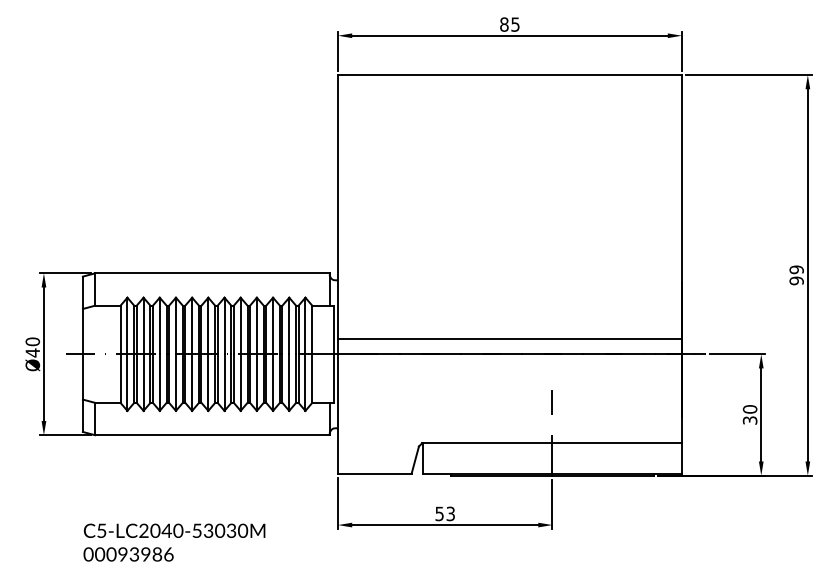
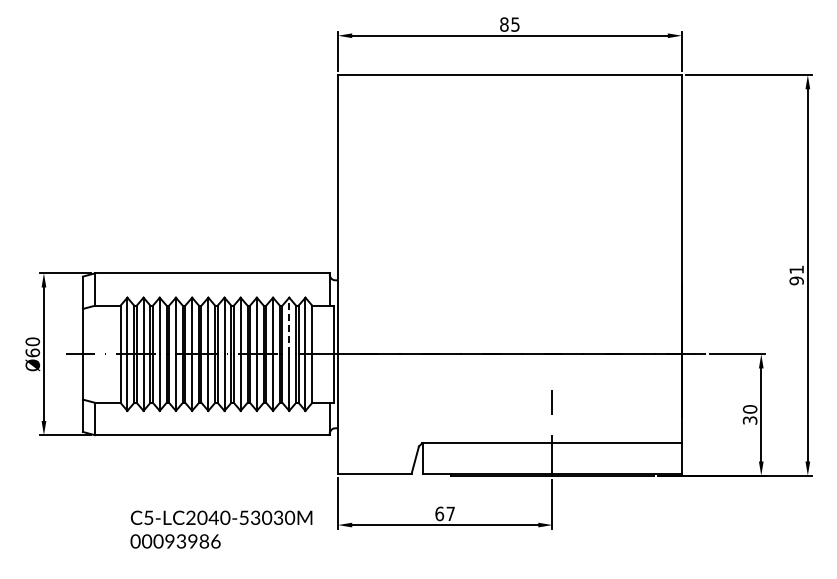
text: 99 -> 91 (796, 269)
line: solid -> dashed (289, 325)
line: present -> none (509, 339)
text: Ø40 -> Ø60 (32, 352)
text: 53 -> 67 (444, 513)
text position: (174, 542) -> (221, 529) (221, 529)
